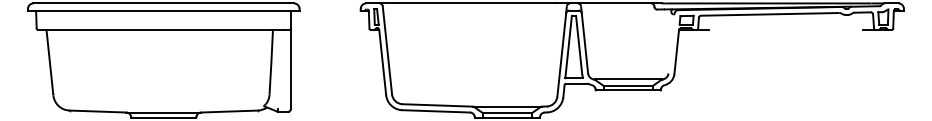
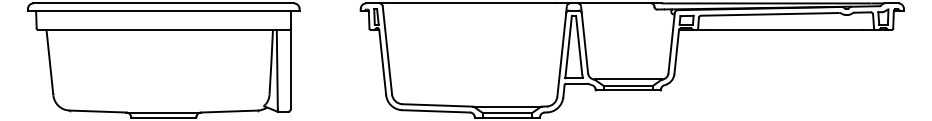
line: none -> present (785, 30)
line: none -> present (671, 43)
line: none -> present (276, 69)
